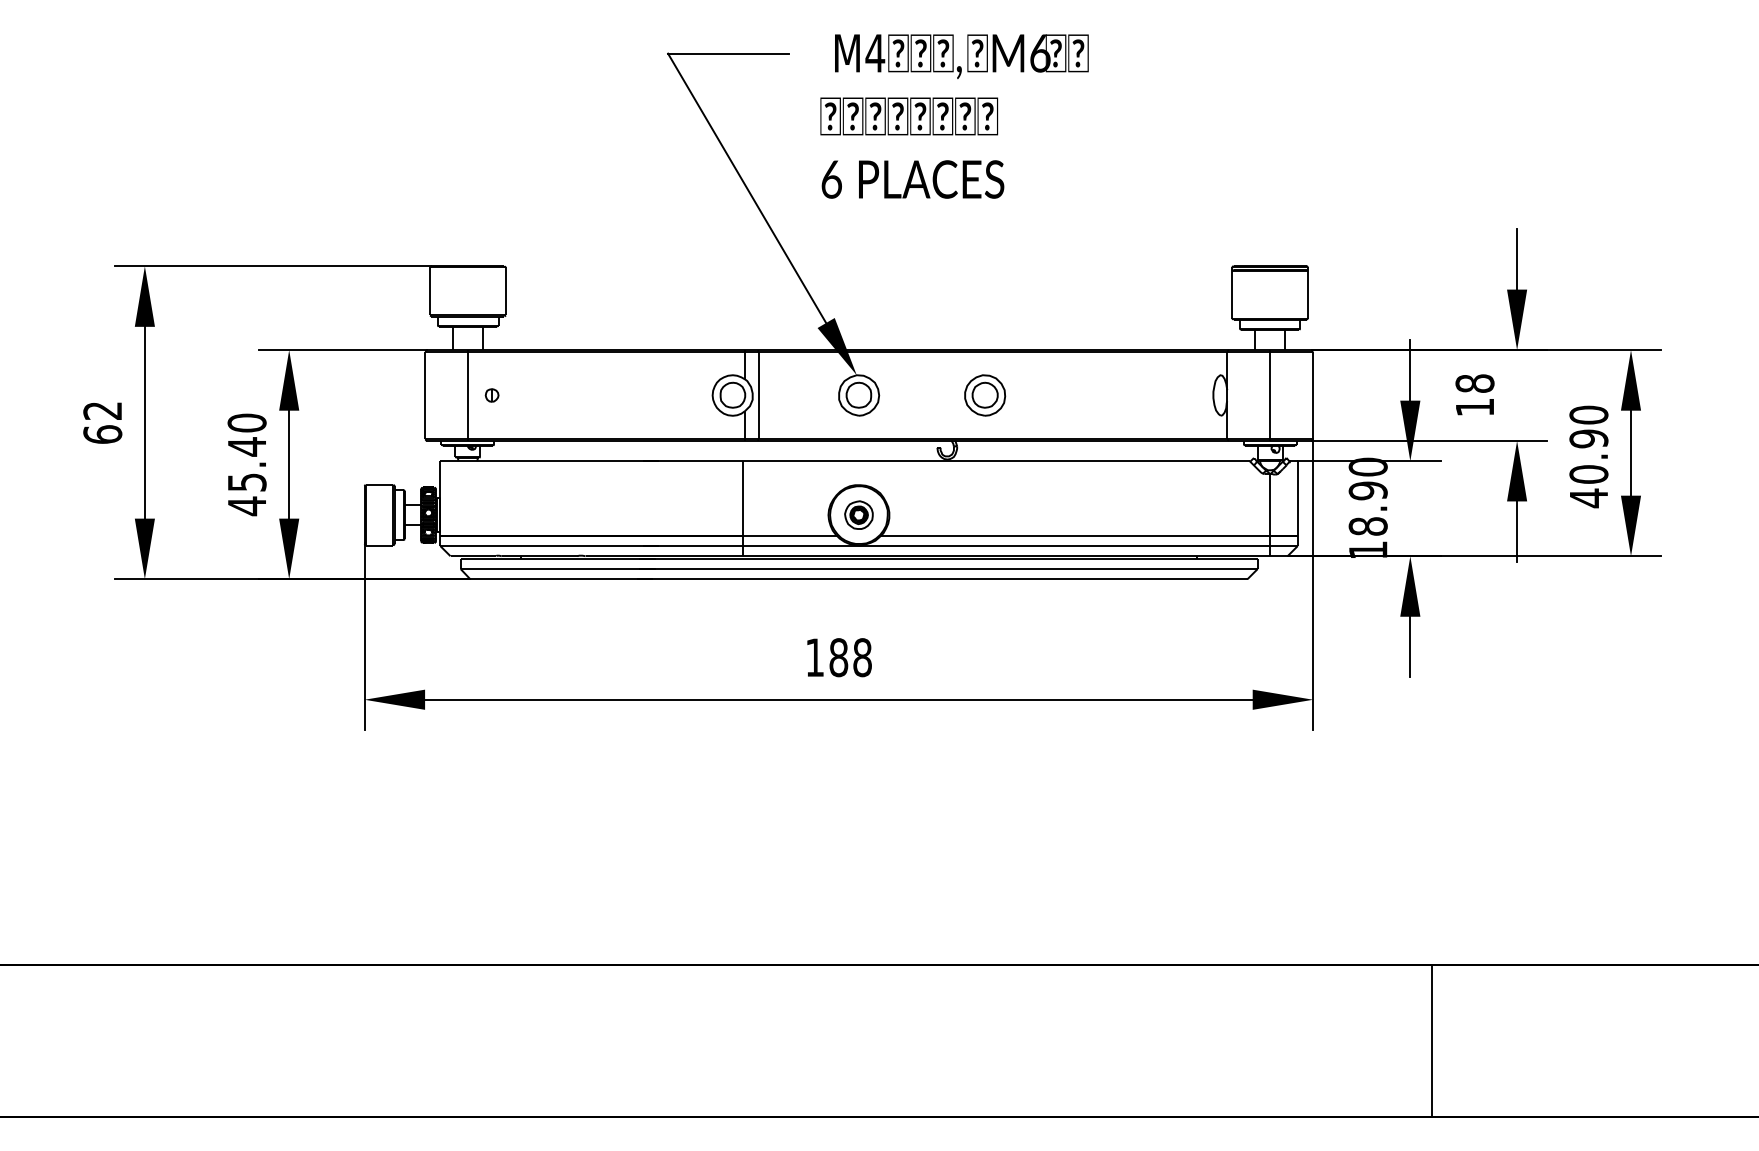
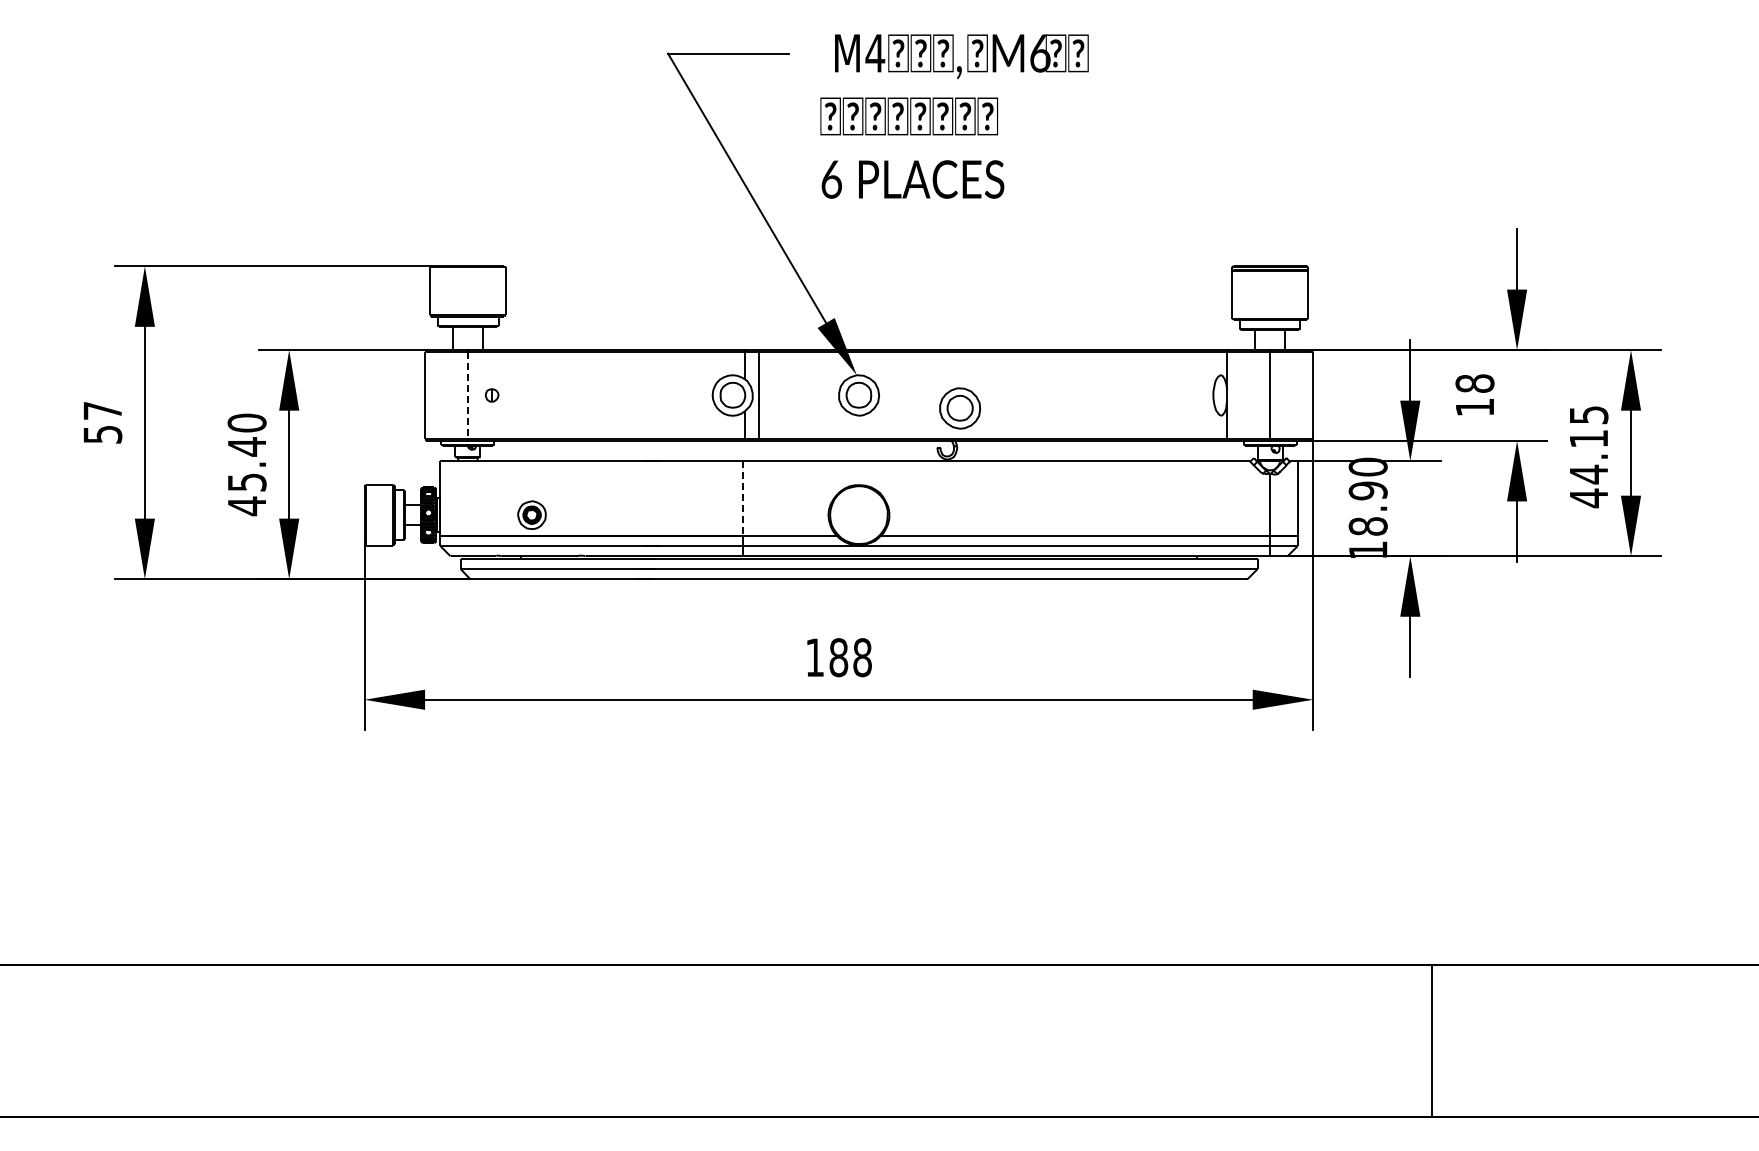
line: solid -> dashed (468, 395)
part position: (985, 395) -> (960, 408) (960, 408)
text: 62 -> 57 (102, 422)
text: 40.90 -> 44.15 (1588, 444)
line: solid -> dashed (743, 498)
part position: (858, 514) -> (531, 514) (531, 514)
